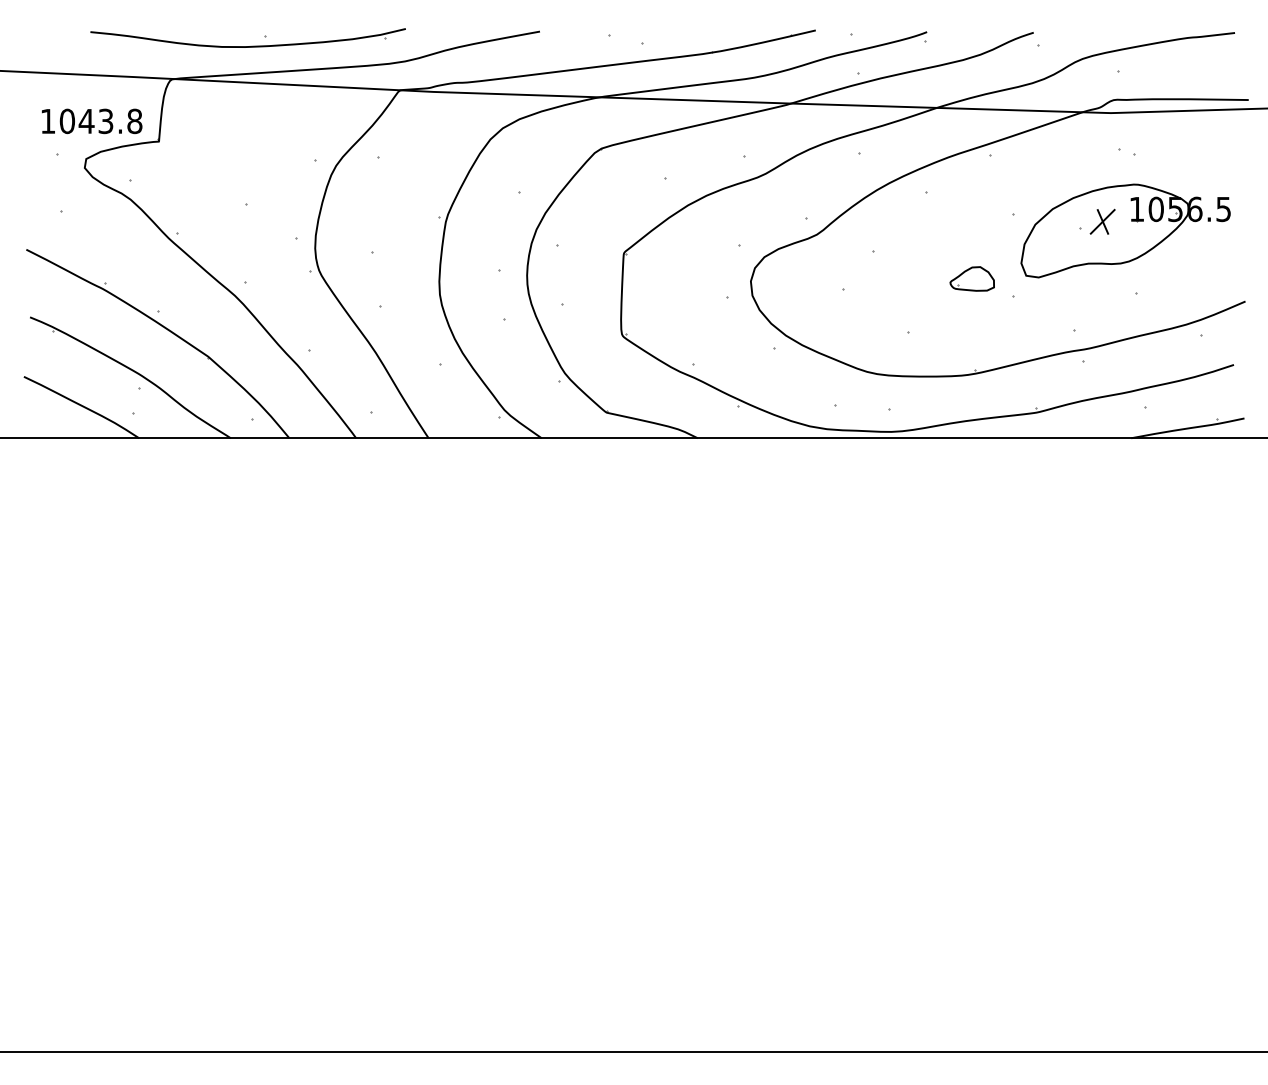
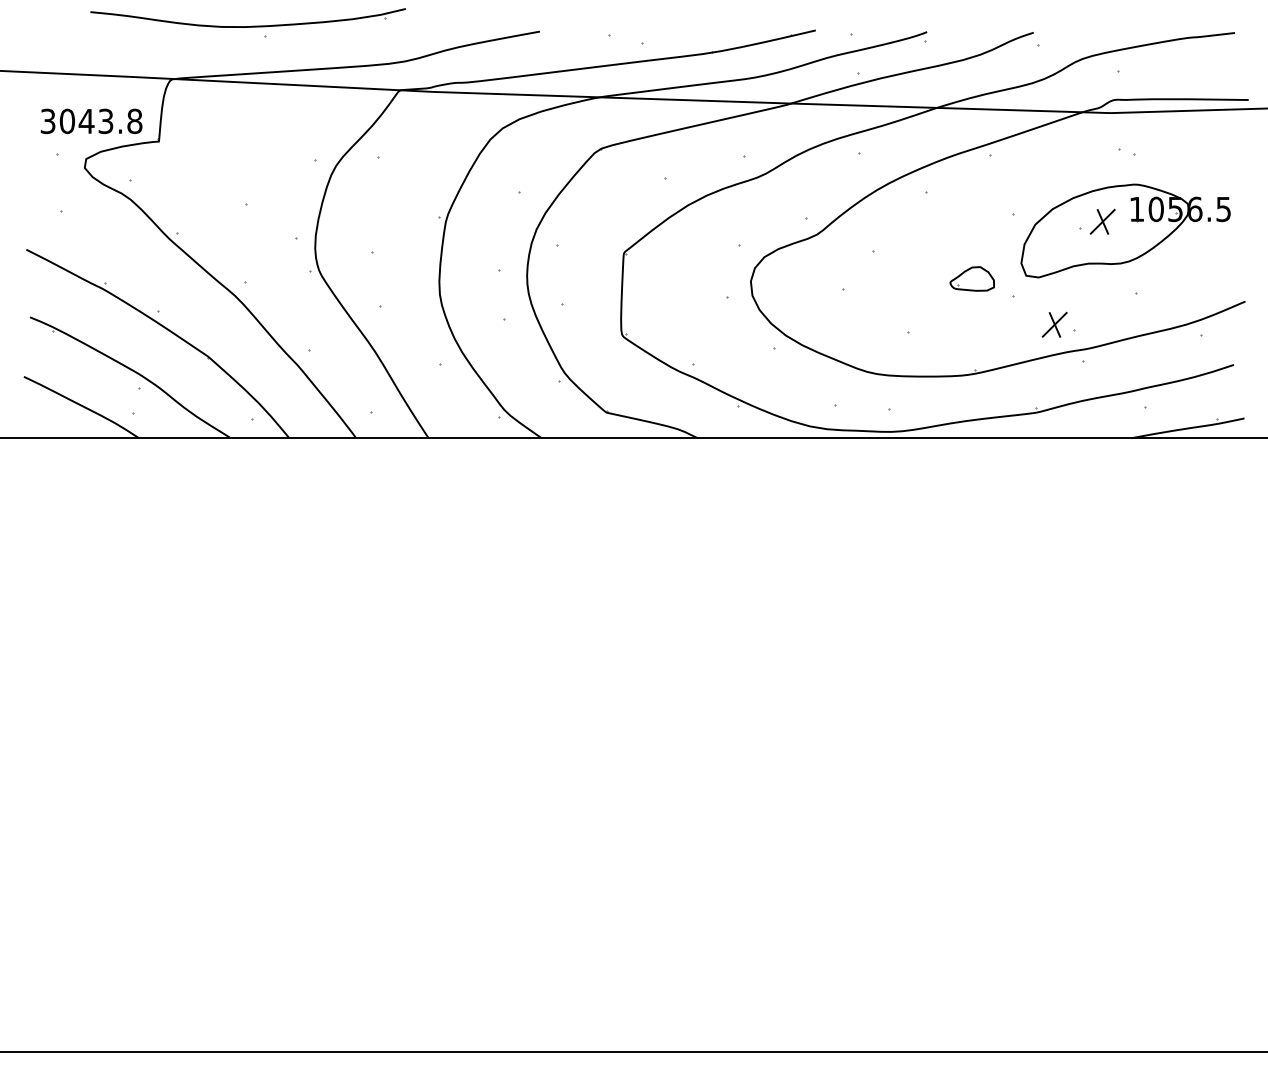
part position: (251, 45) -> (251, 25) (251, 25)
text: 1043.8 -> 3043.8 (47, 121)
part: none -> present (1054, 324)
